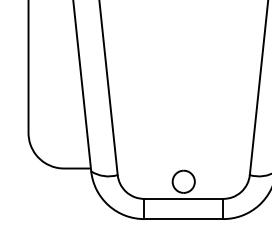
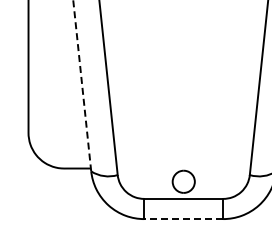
line: solid -> dashed (82, 86)
line: solid -> dashed (183, 219)
